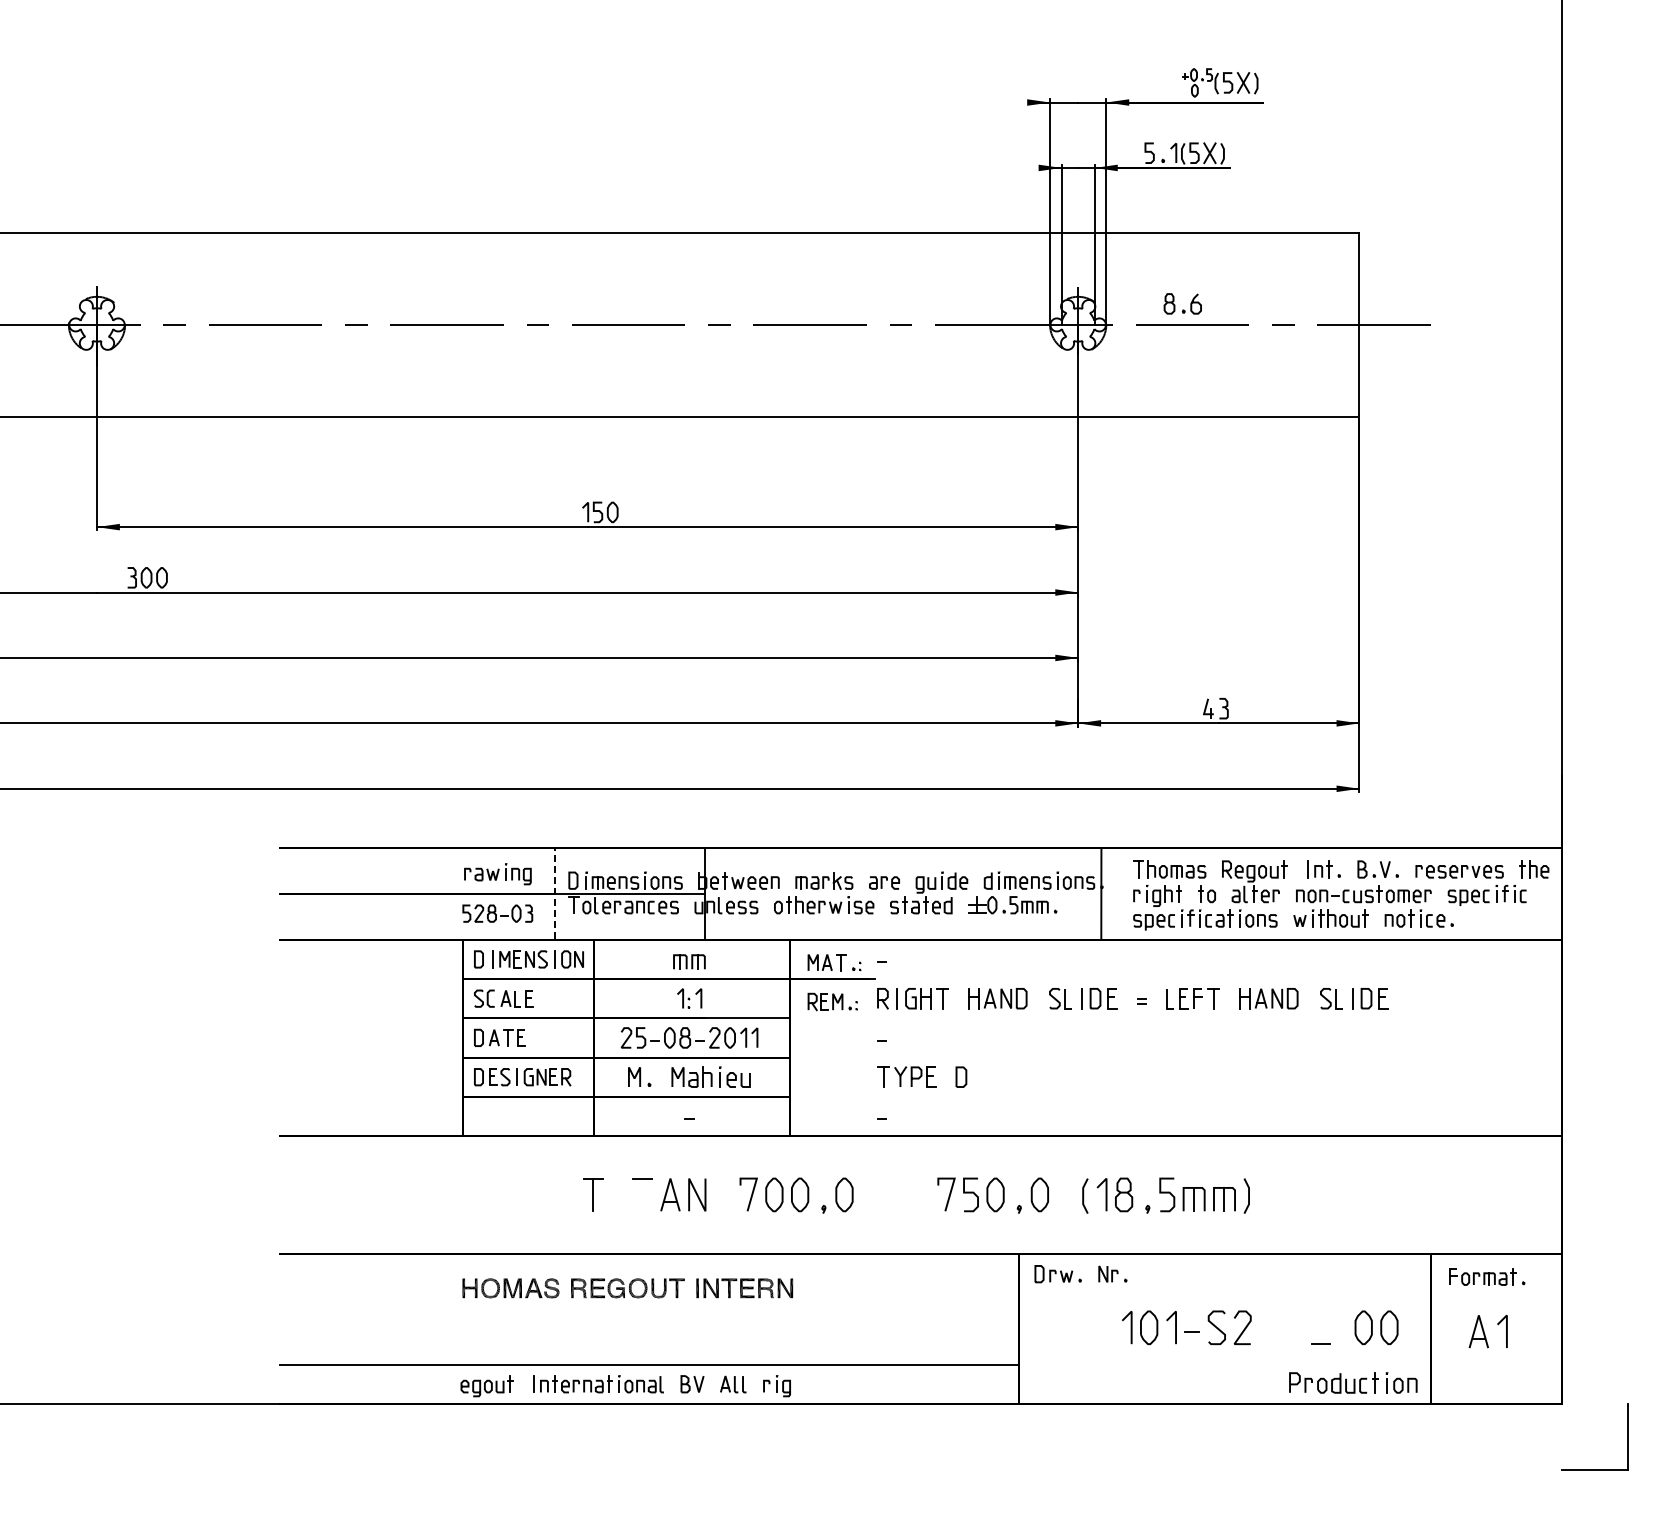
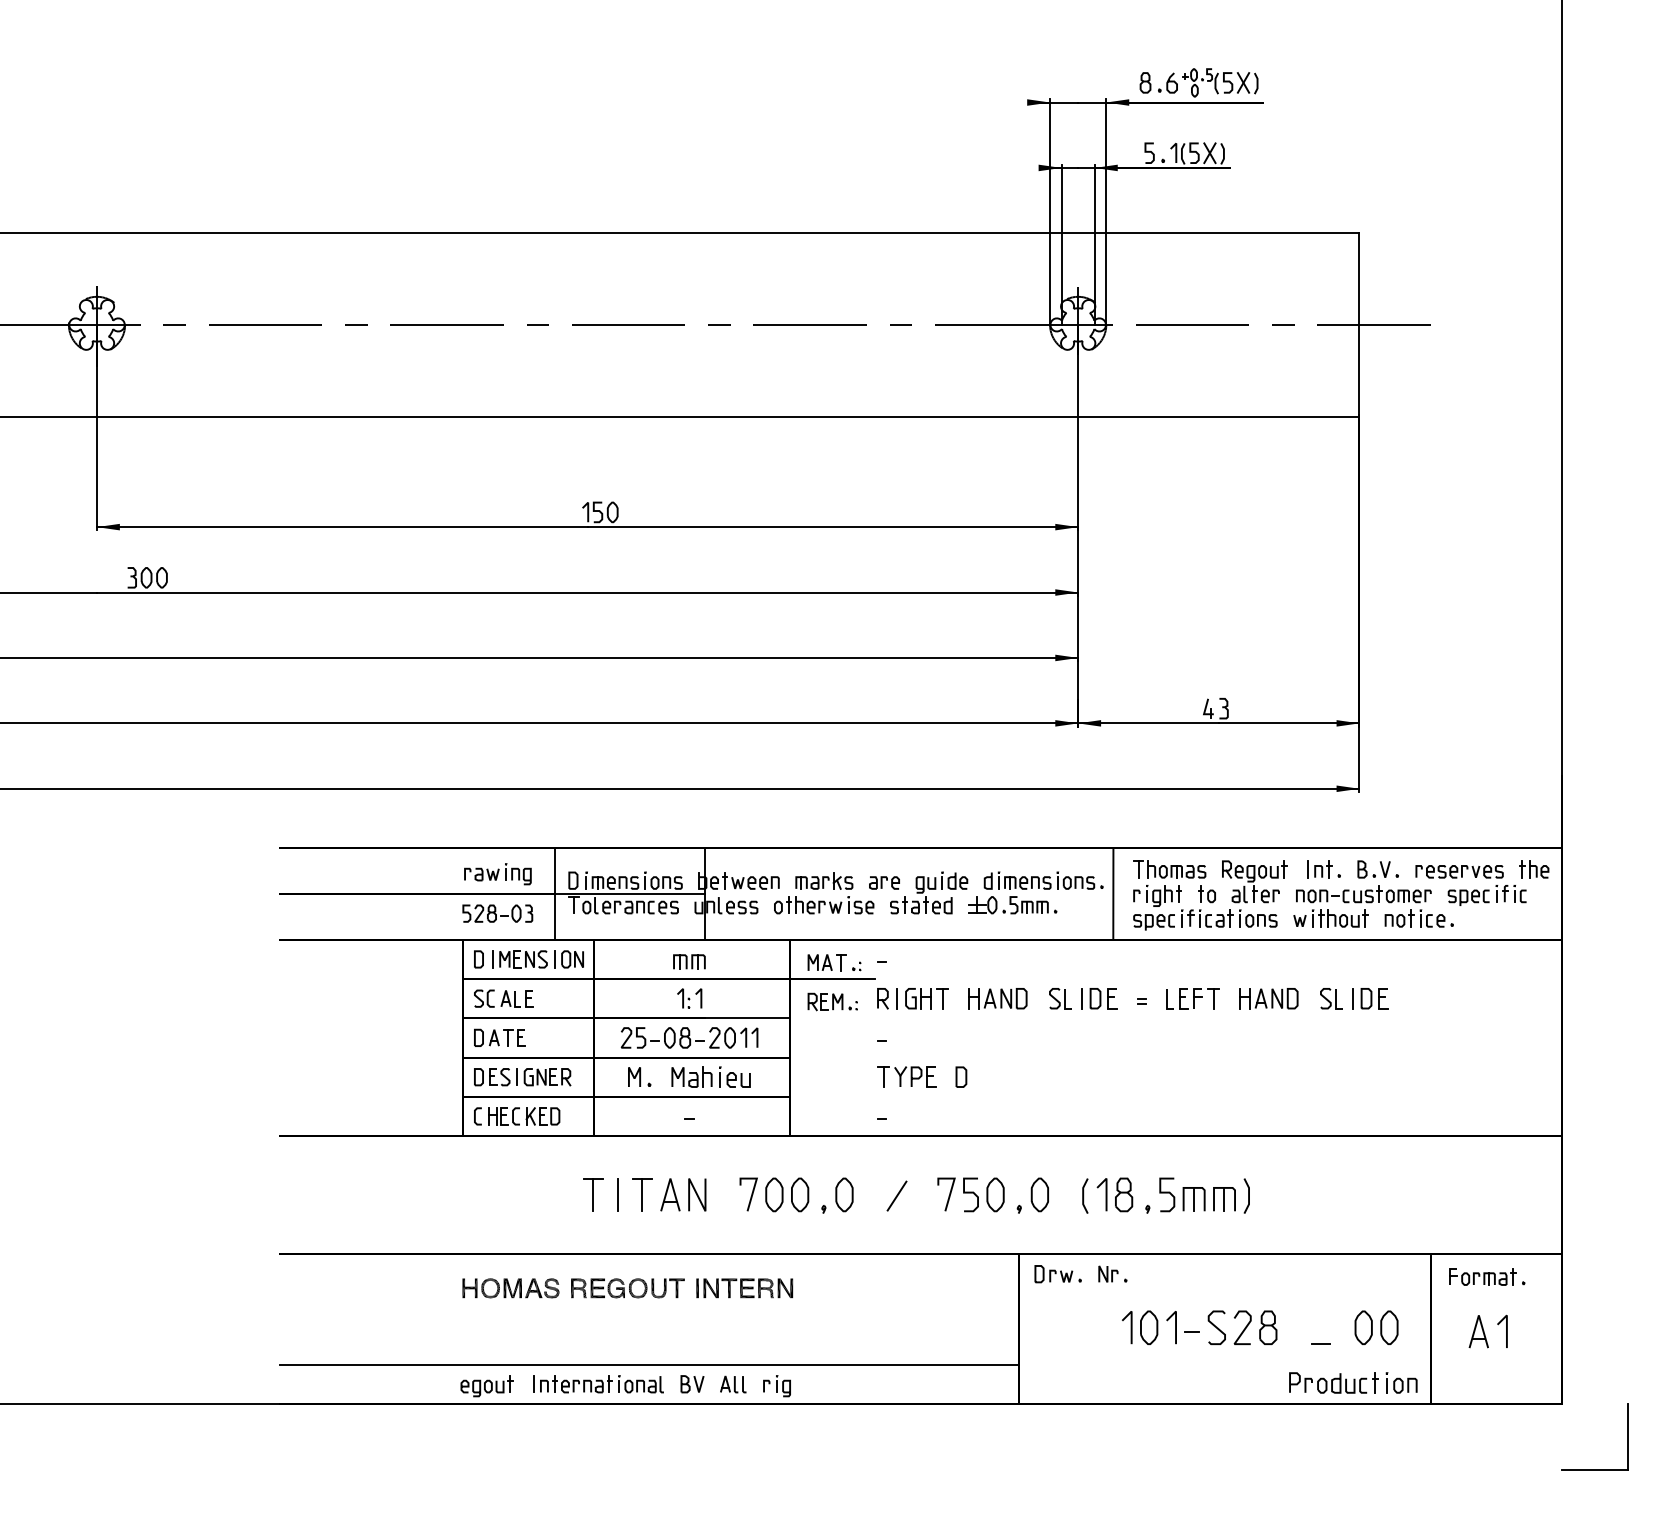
part position: (1182, 303) -> (1158, 82) (1158, 82)
line: dashed -> solid (554, 893)
line position: (1101, 893) -> (1113, 893) (1113, 893)
part: none -> present (517, 1116)
line: none -> present (618, 1194)
line: none -> present (642, 1194)
line: none -> present (896, 1195)
part: none -> present (1268, 1327)
